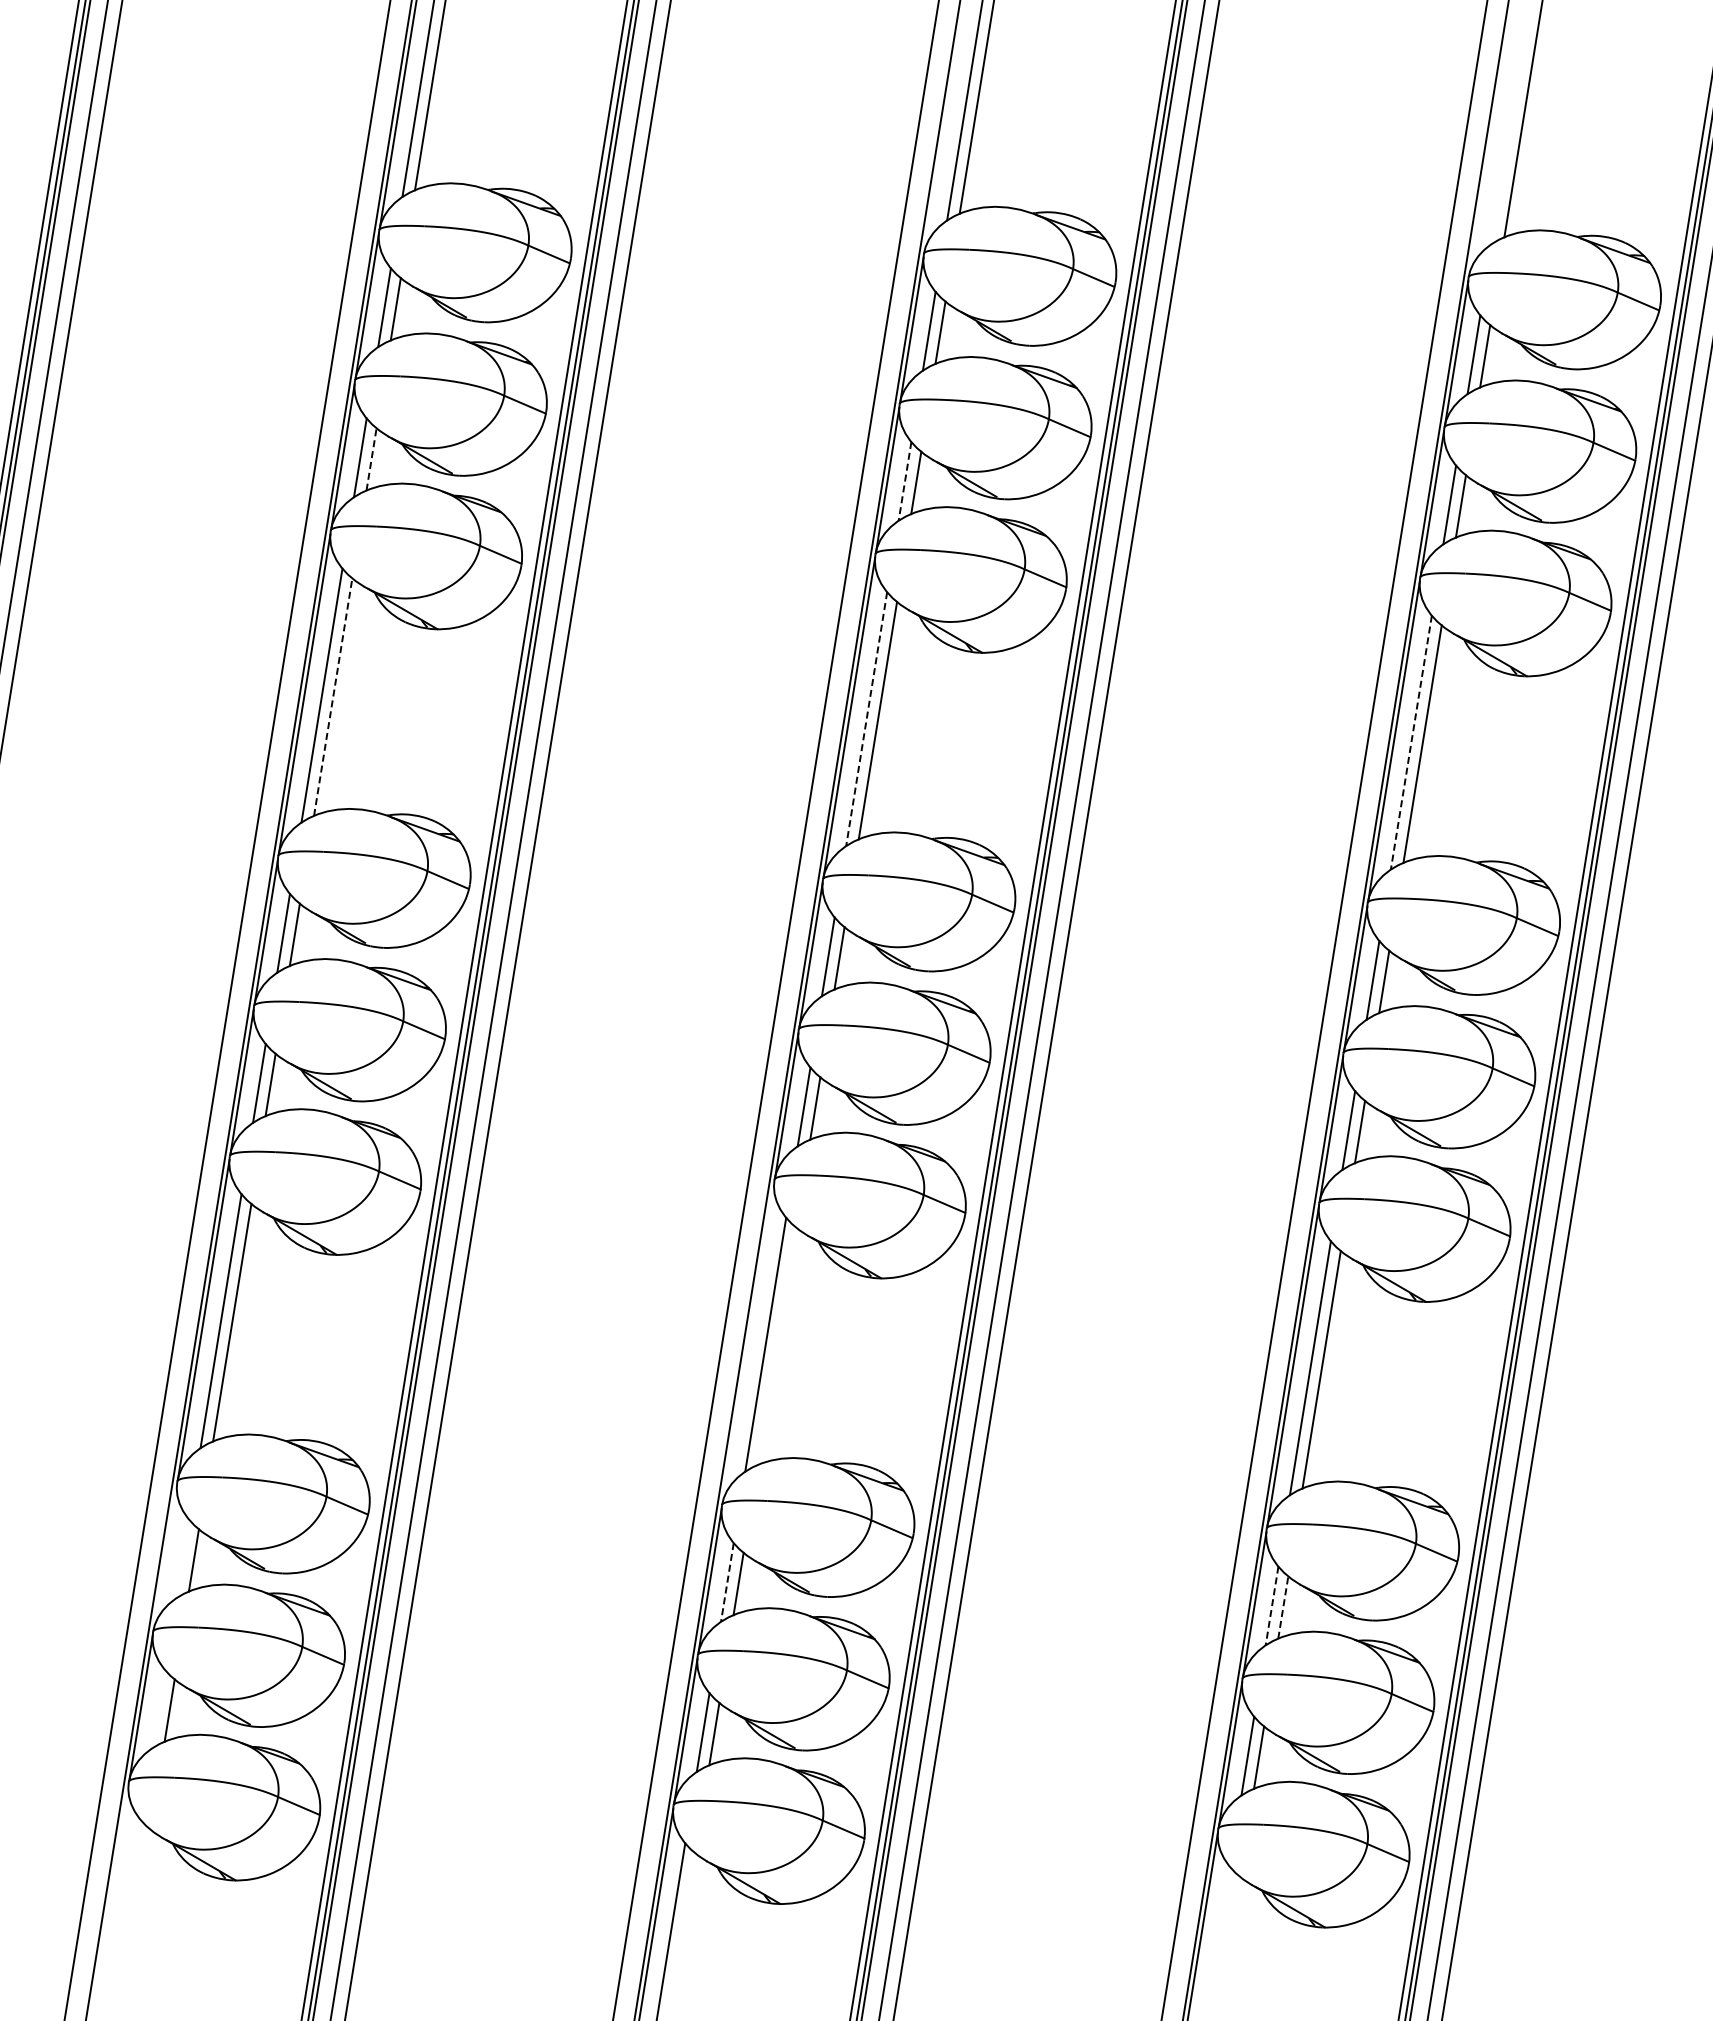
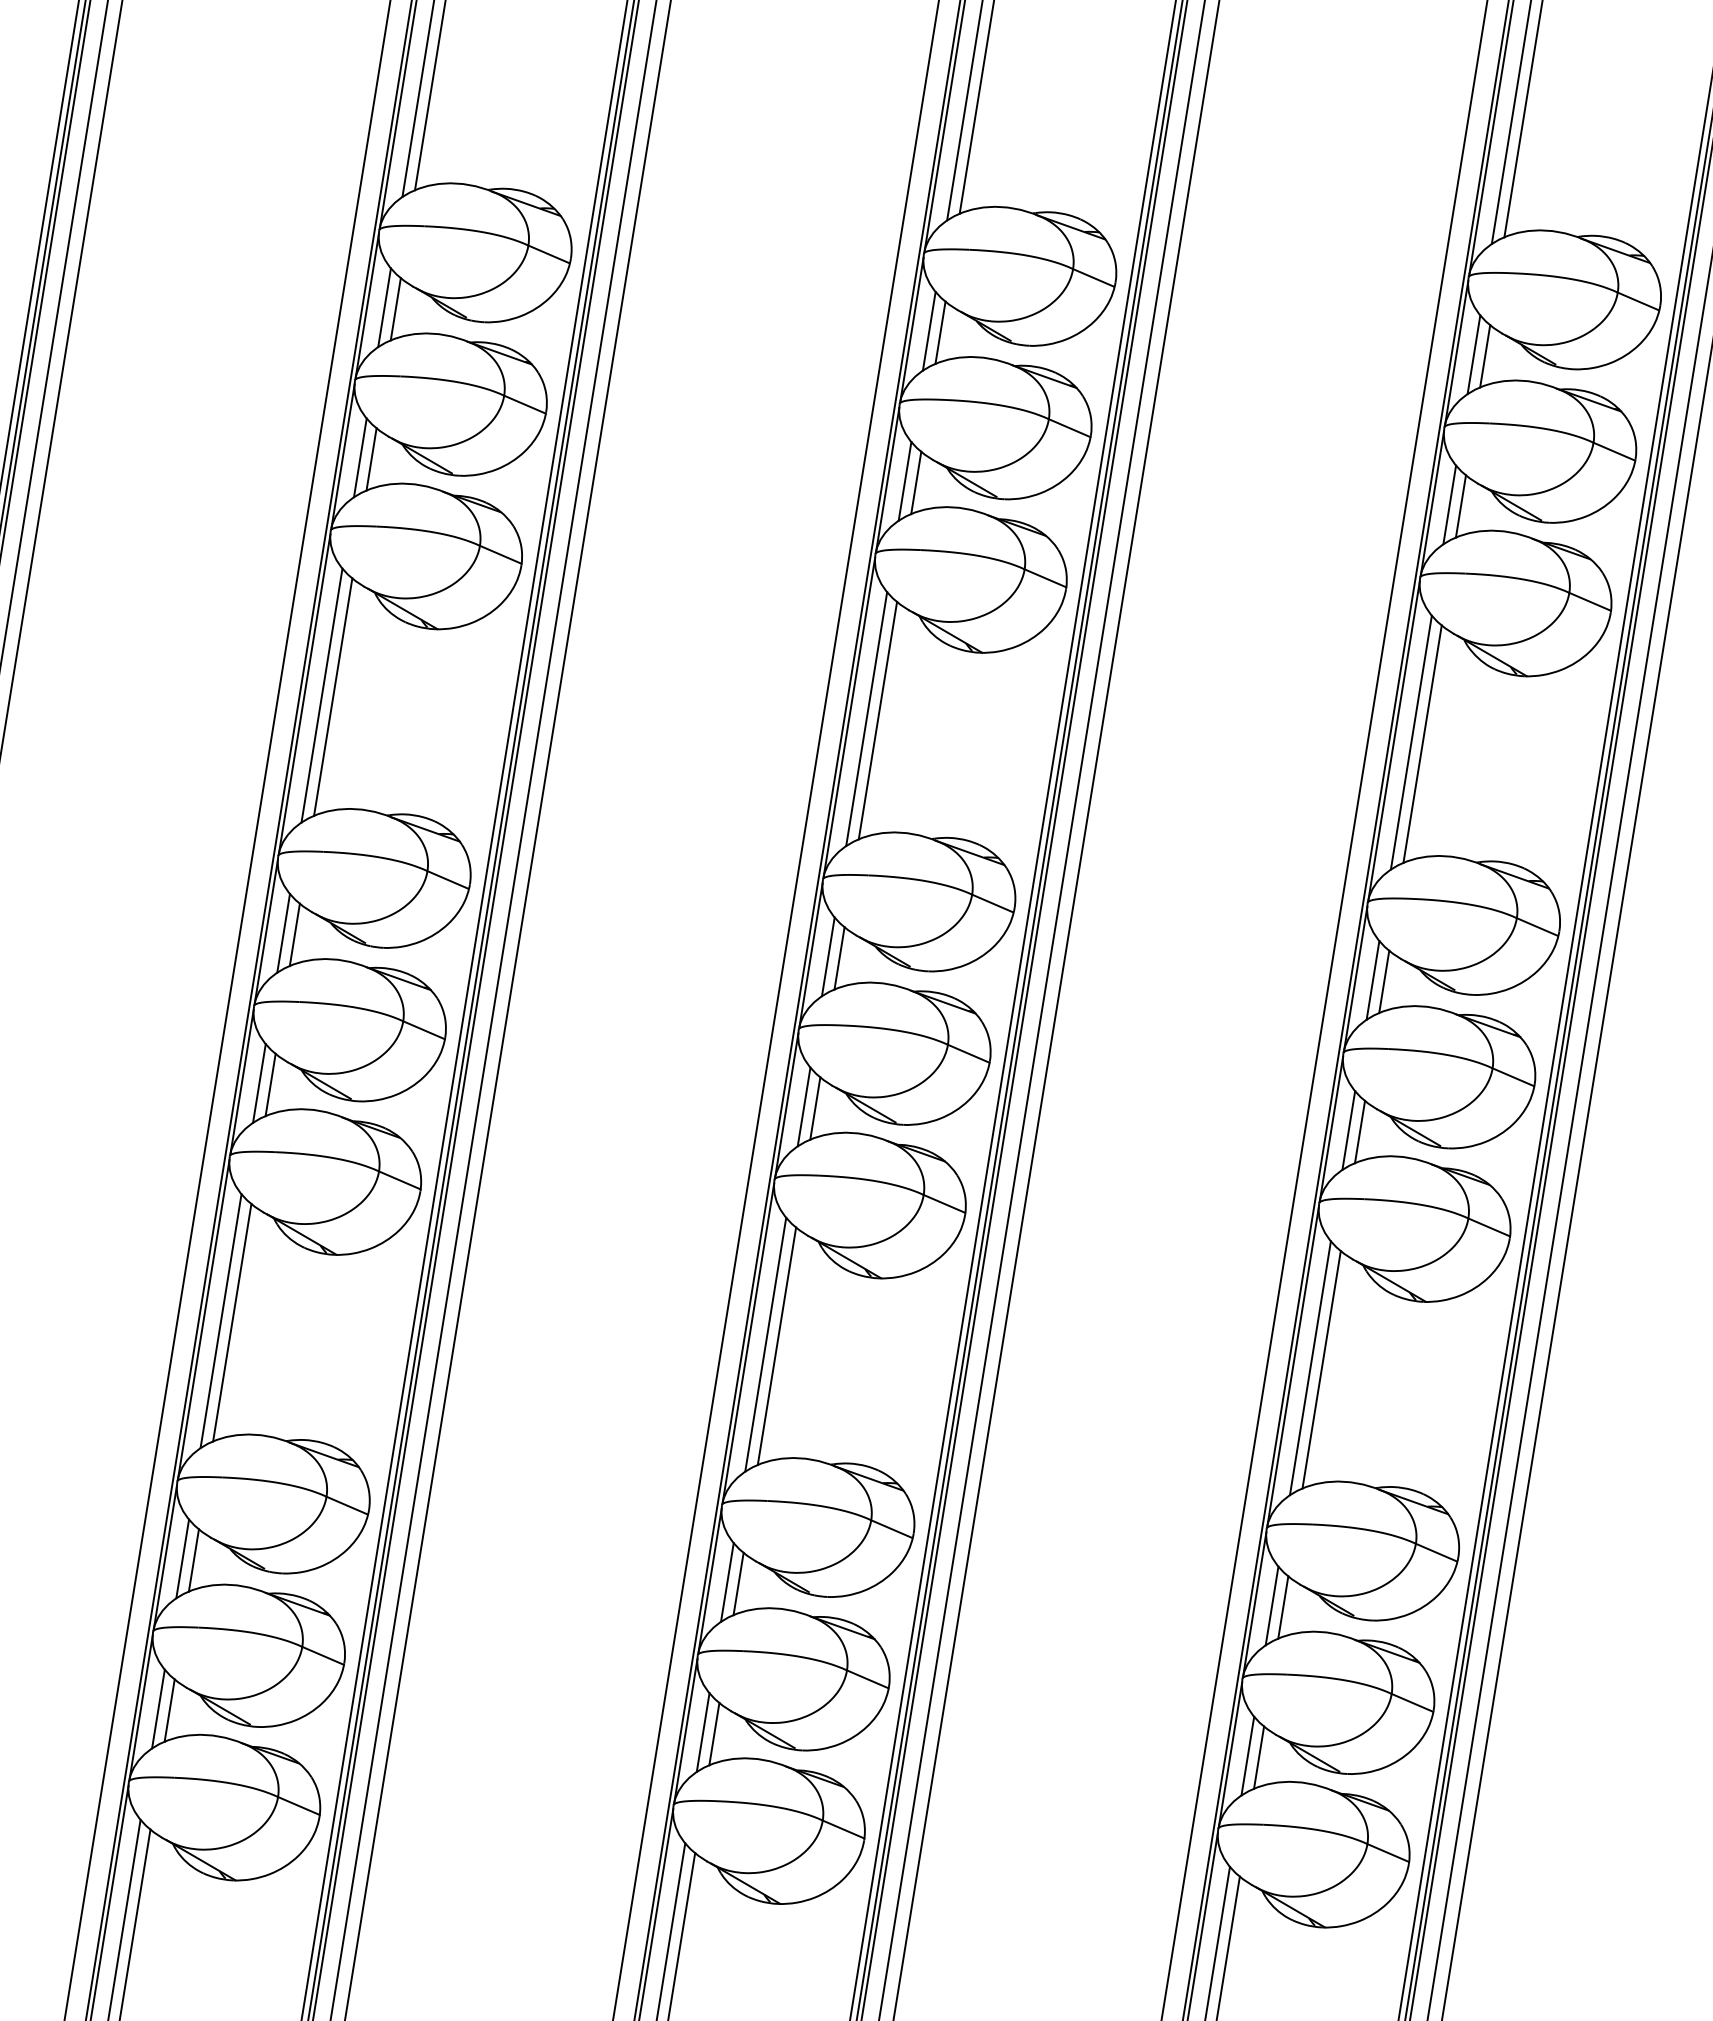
line: none -> present (1510, 122)
line: none -> present (944, 126)
line: none -> present (1491, 138)
line: dashed -> solid (371, 459)
line: dashed -> solid (905, 481)
line: dashed -> solid (333, 696)
line: dashed -> solid (866, 719)
line: dashed -> solid (1411, 742)
line: none -> present (748, 1342)
line: none -> present (776, 1346)
line: none -> present (164, 1556)
line: none -> present (182, 1558)
line: dashed -> solid (727, 1582)
line: dashed -> solid (1272, 1605)
line: dashed -> solid (1283, 1607)
line: none -> present (158, 1708)
line: none -> present (109, 1901)
line: none -> present (124, 1918)
line: none -> present (135, 1923)
line: none -> present (681, 1935)
line: none -> present (1217, 1941)
line: none -> present (1228, 1946)
